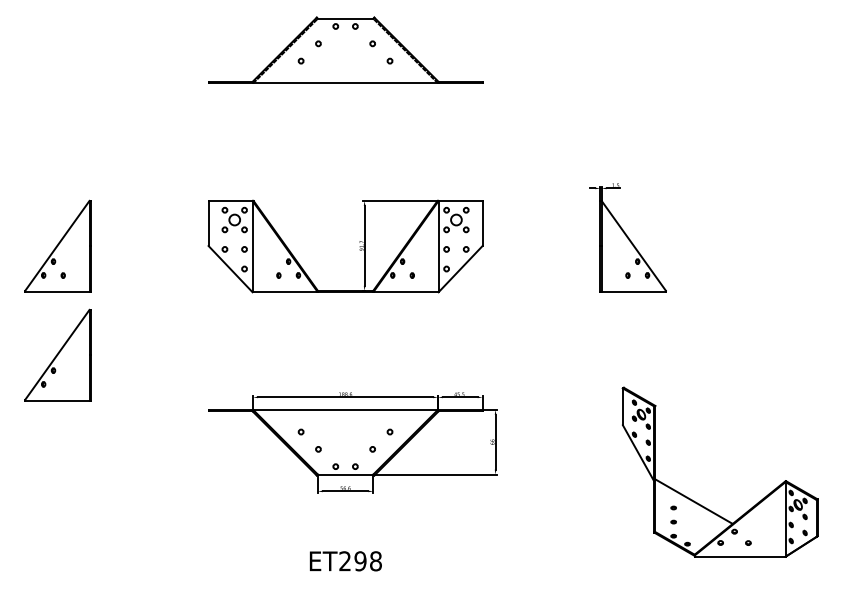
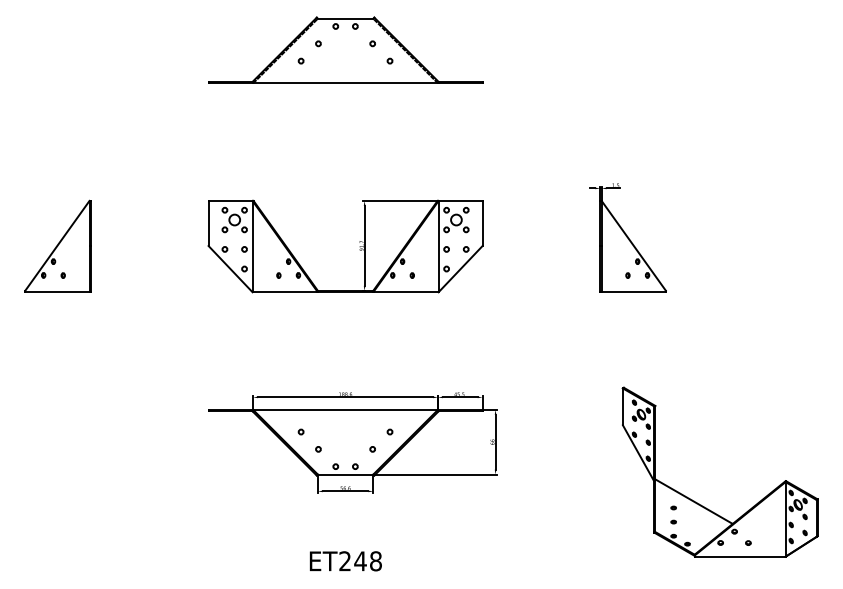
part: present -> none (57, 354)
text: ET298 -> ET248 (360, 561)
